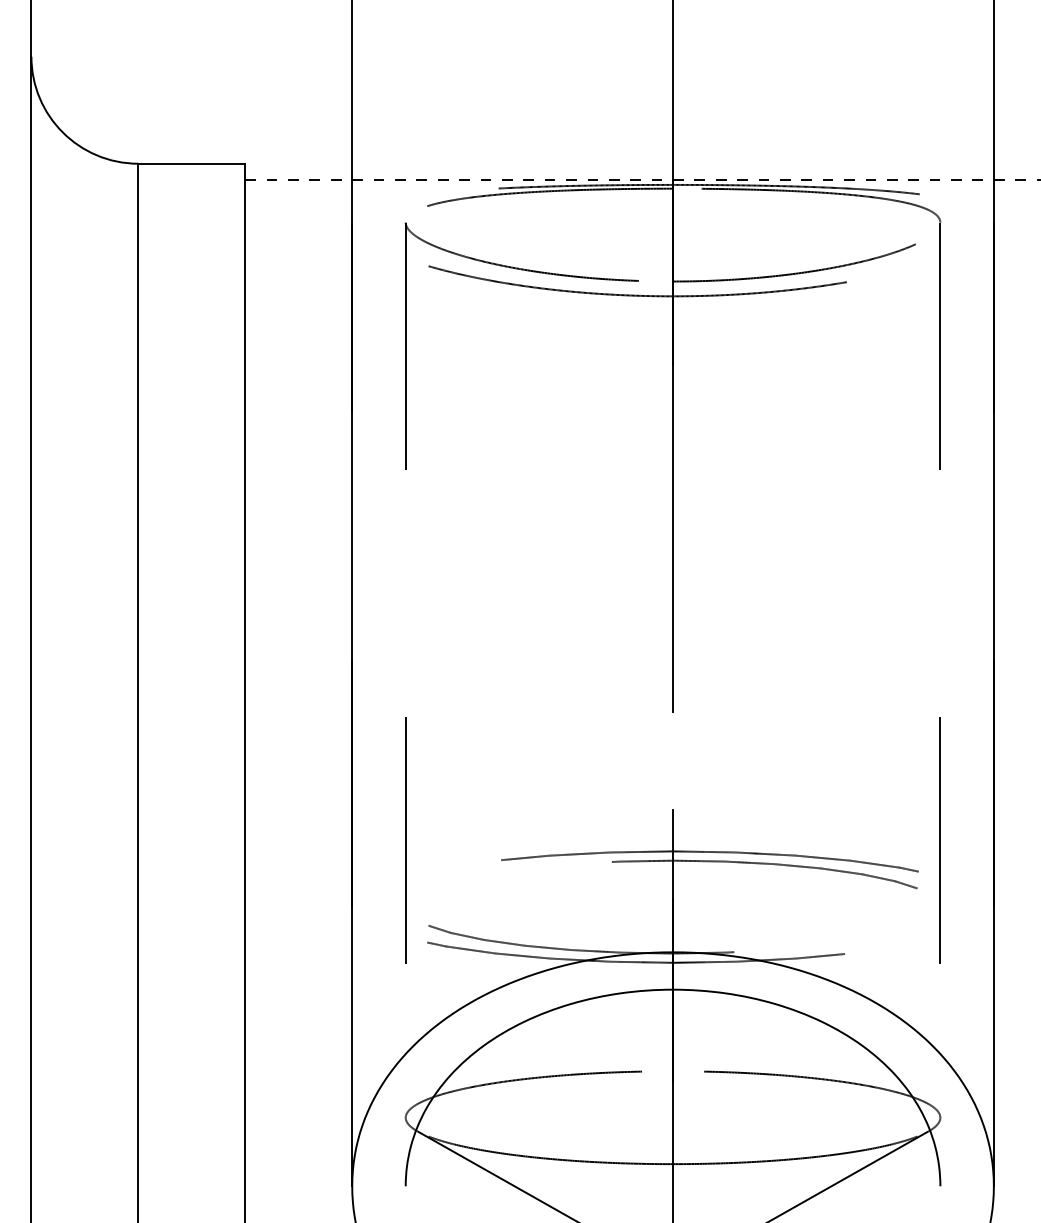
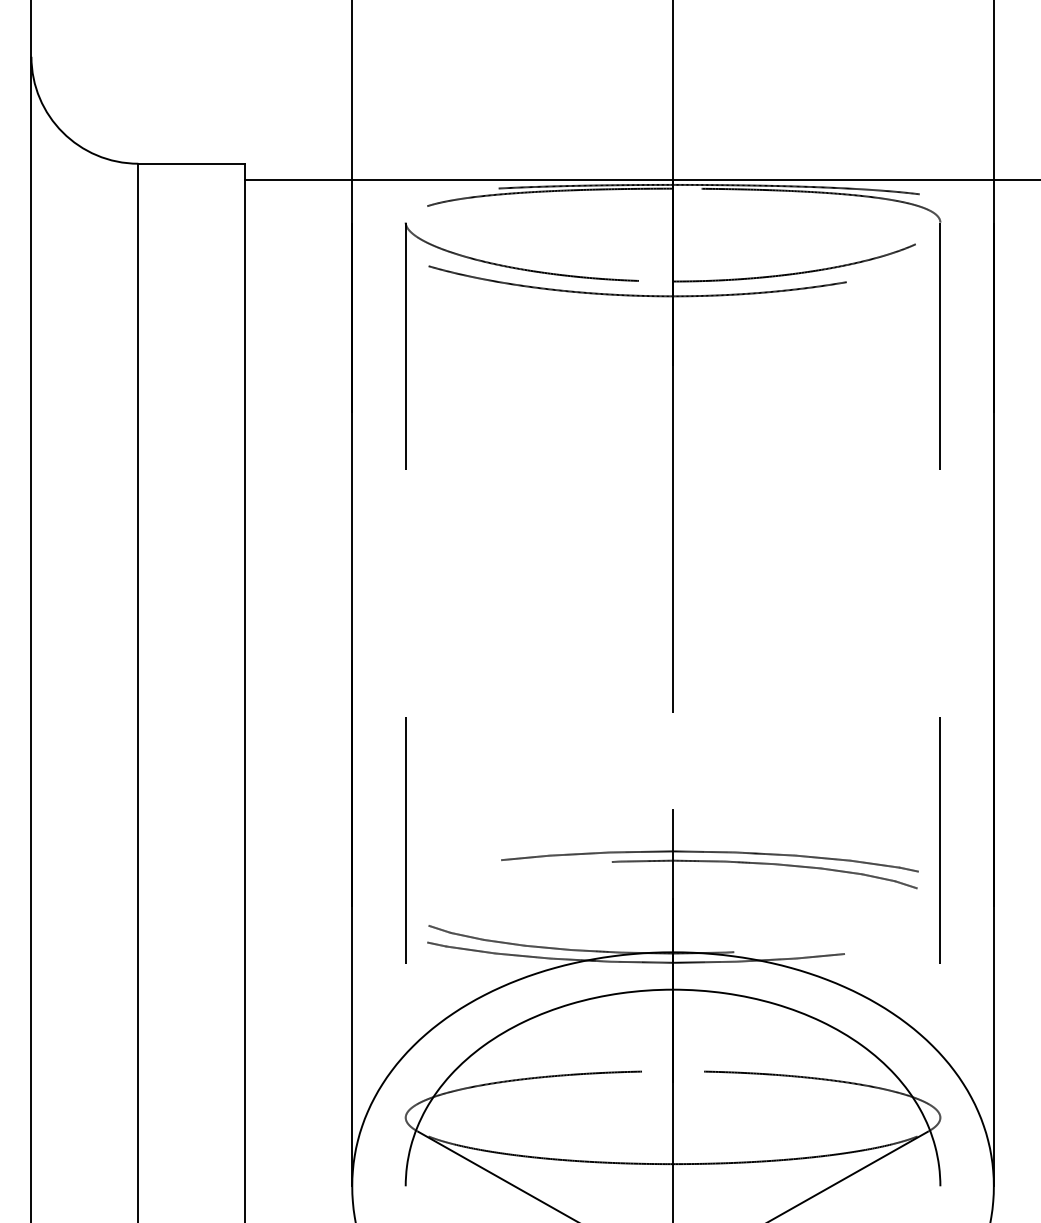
line: dashed -> solid (643, 179)
